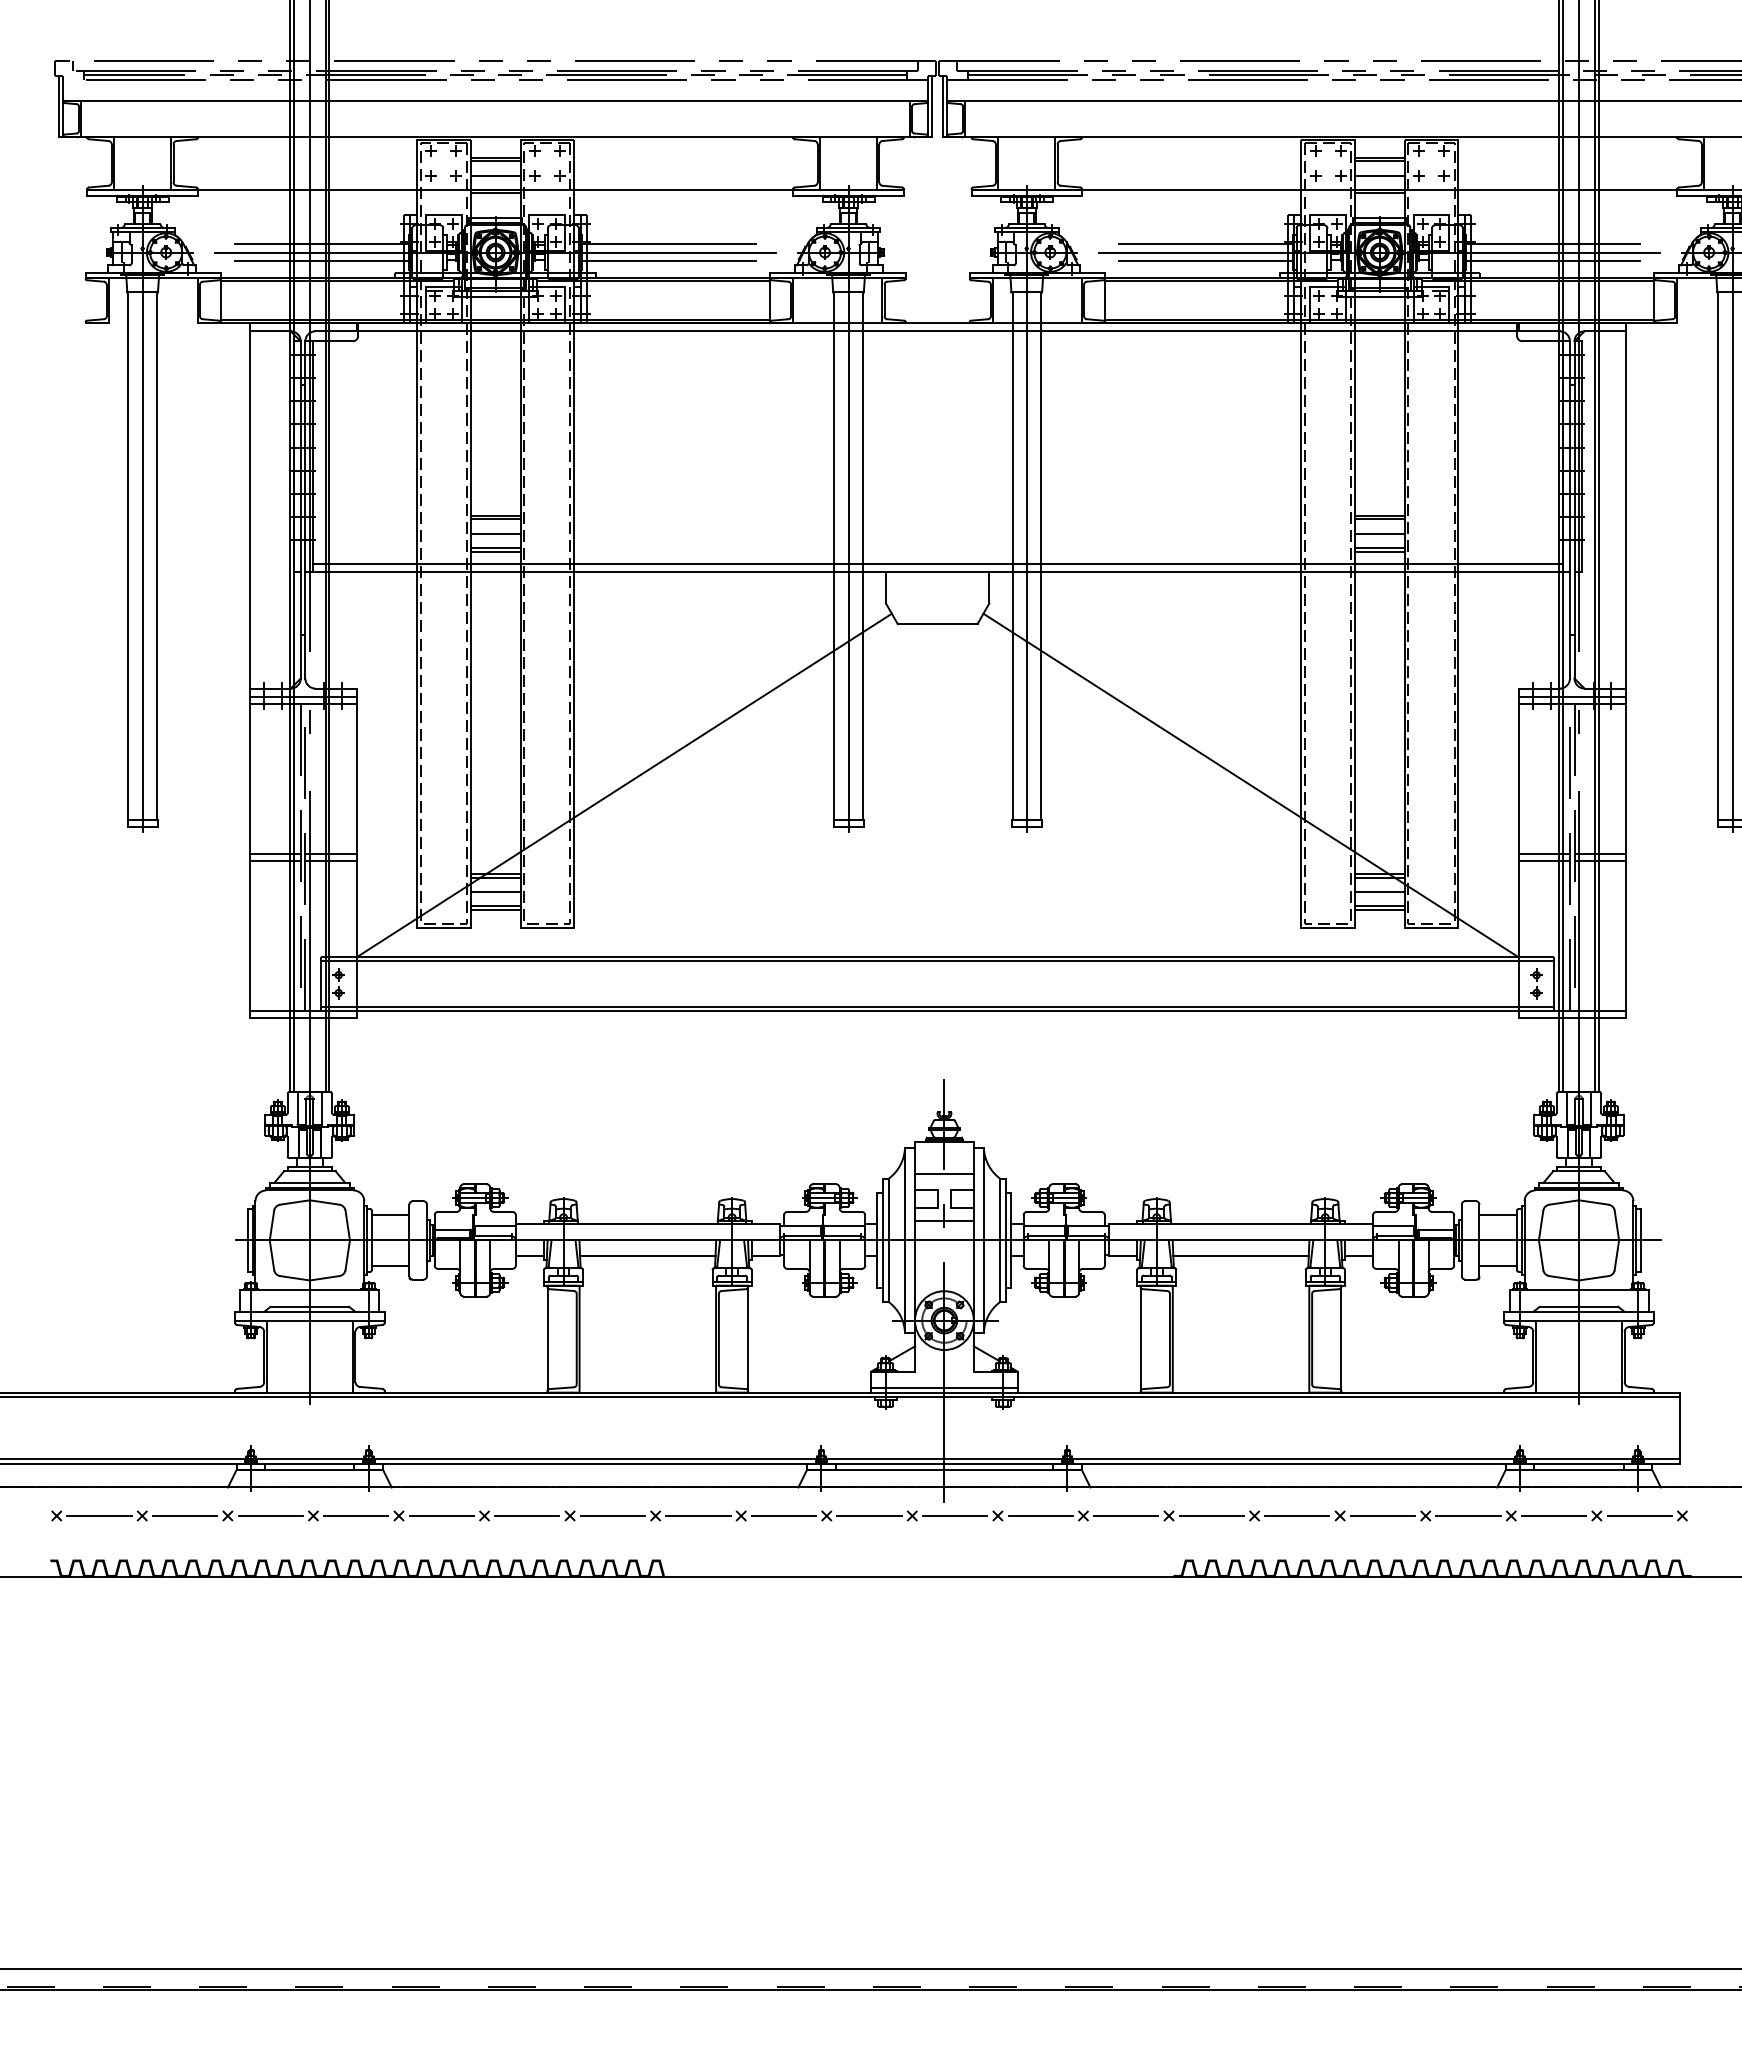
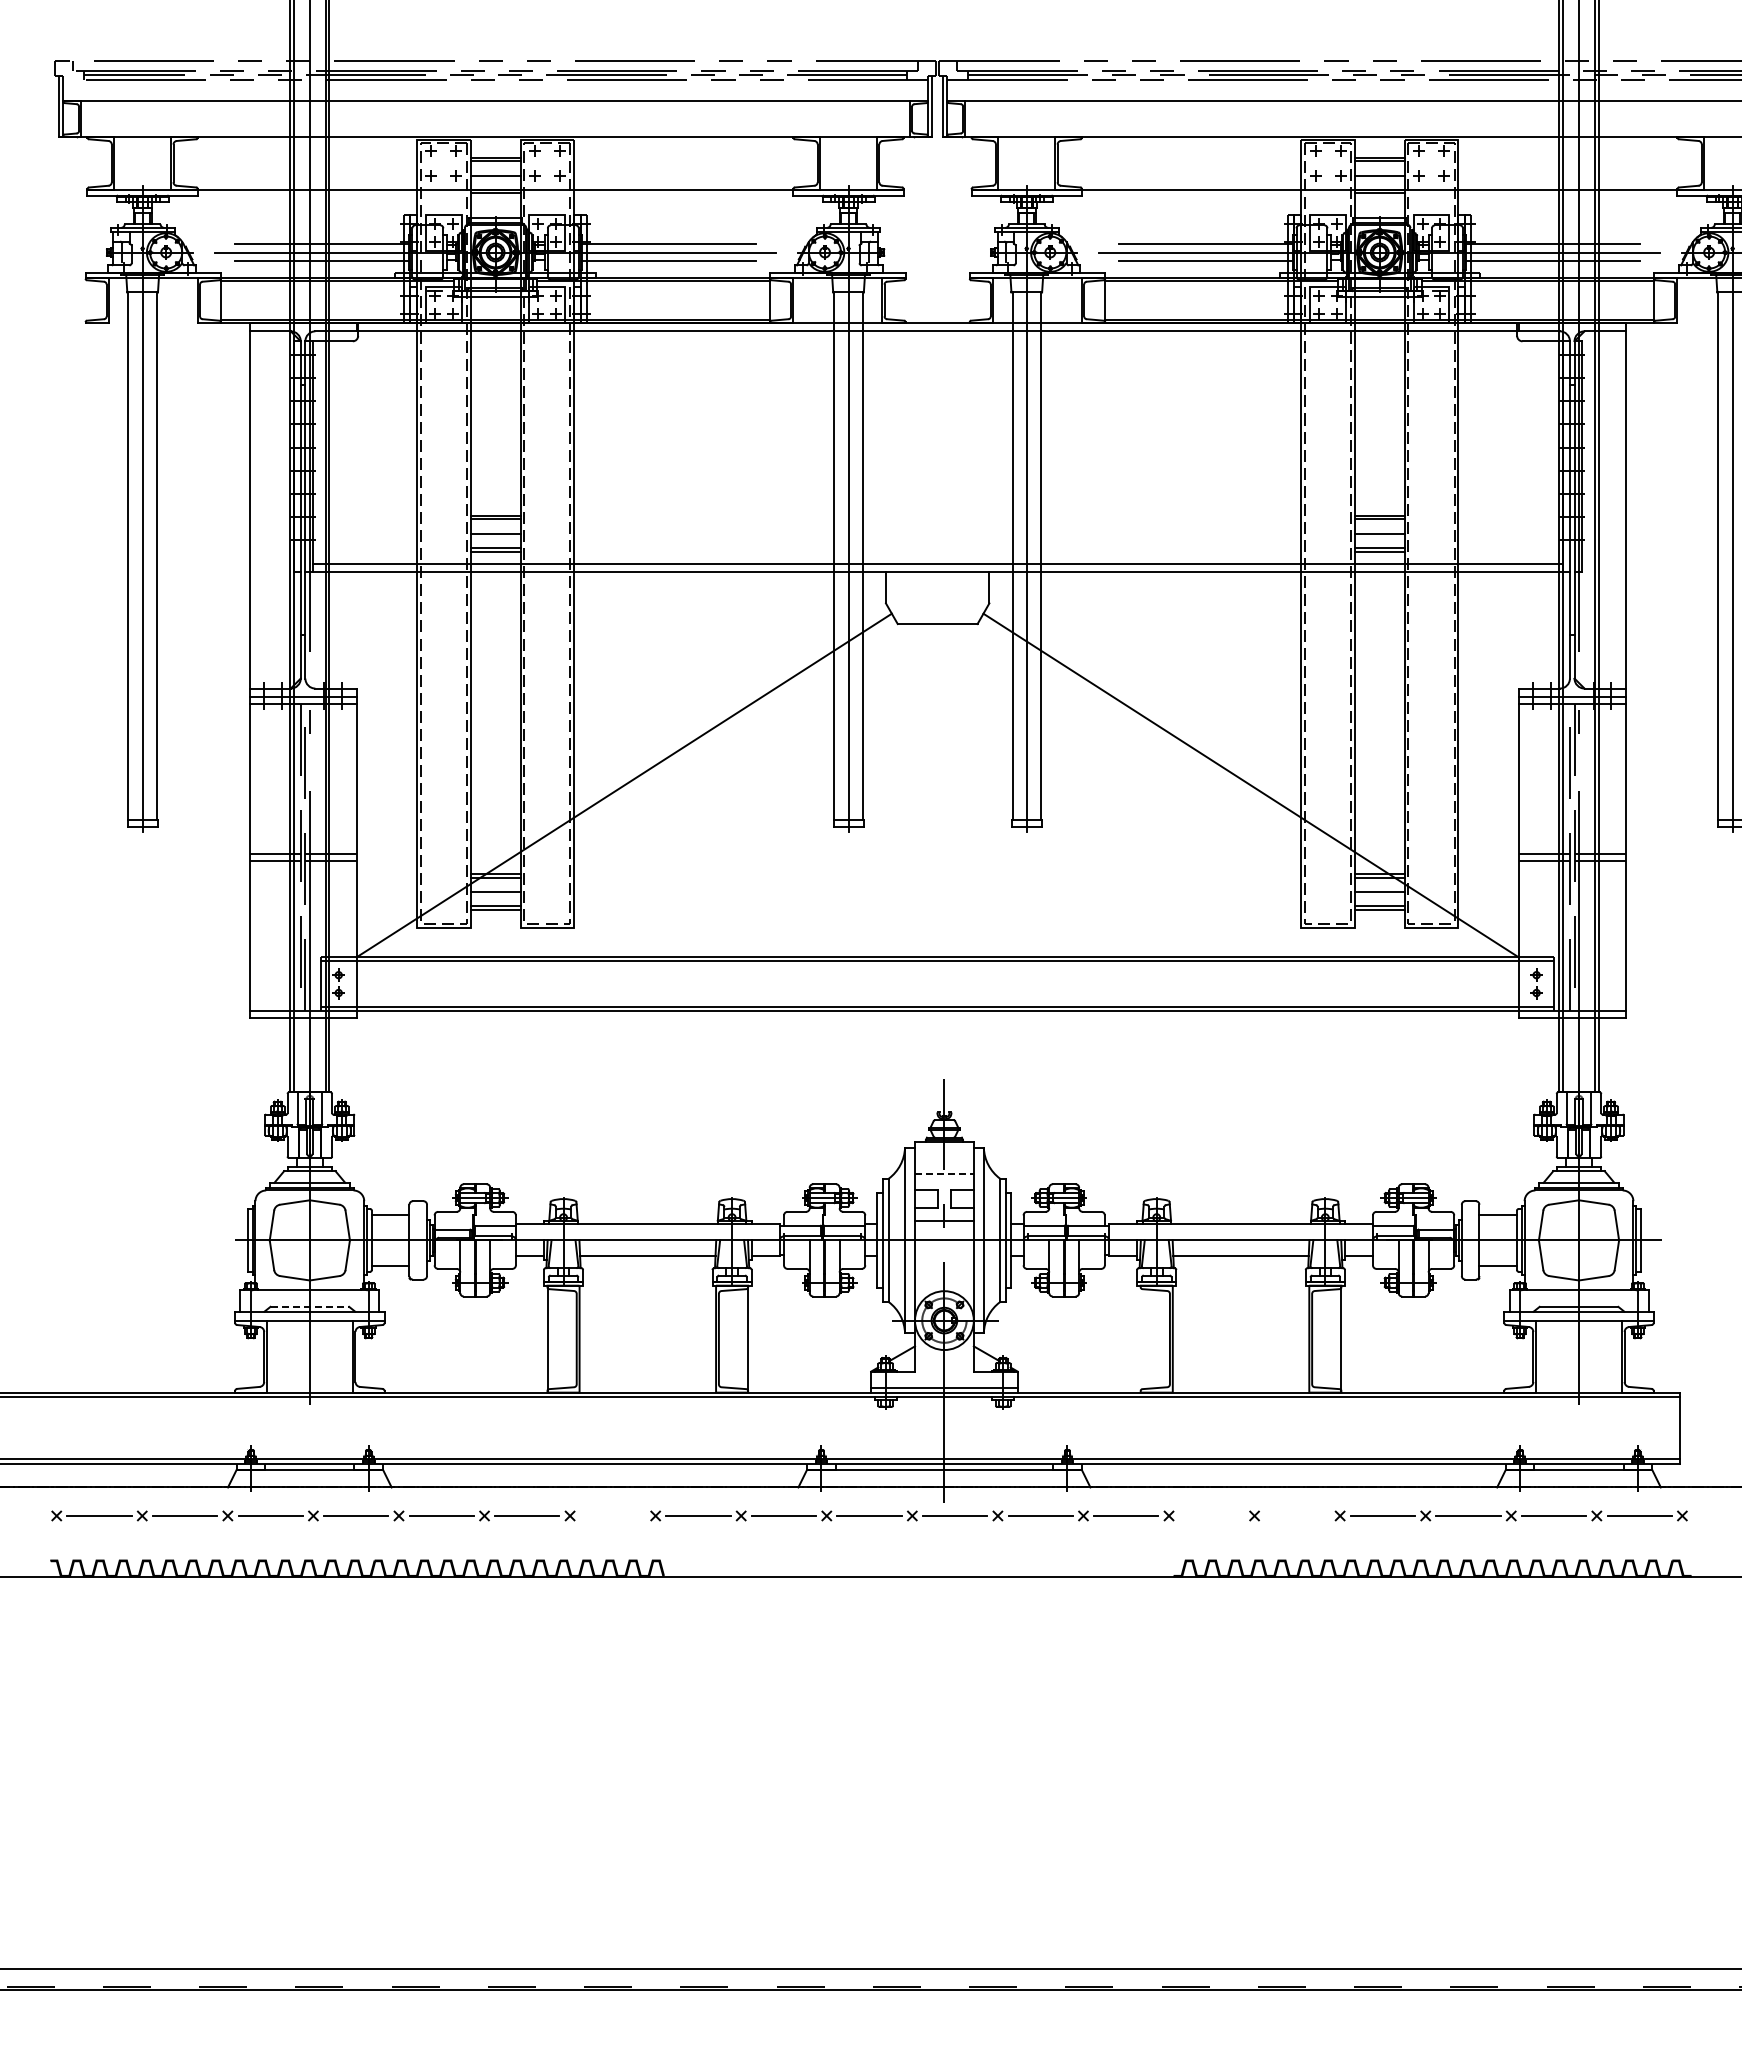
line: solid -> dashed (944, 1173)
line: solid -> dashed (310, 1306)
line: present -> none (1140, 1338)
line: present -> none (612, 1515)
line: present -> none (1211, 1515)
line: present -> none (1297, 1515)
